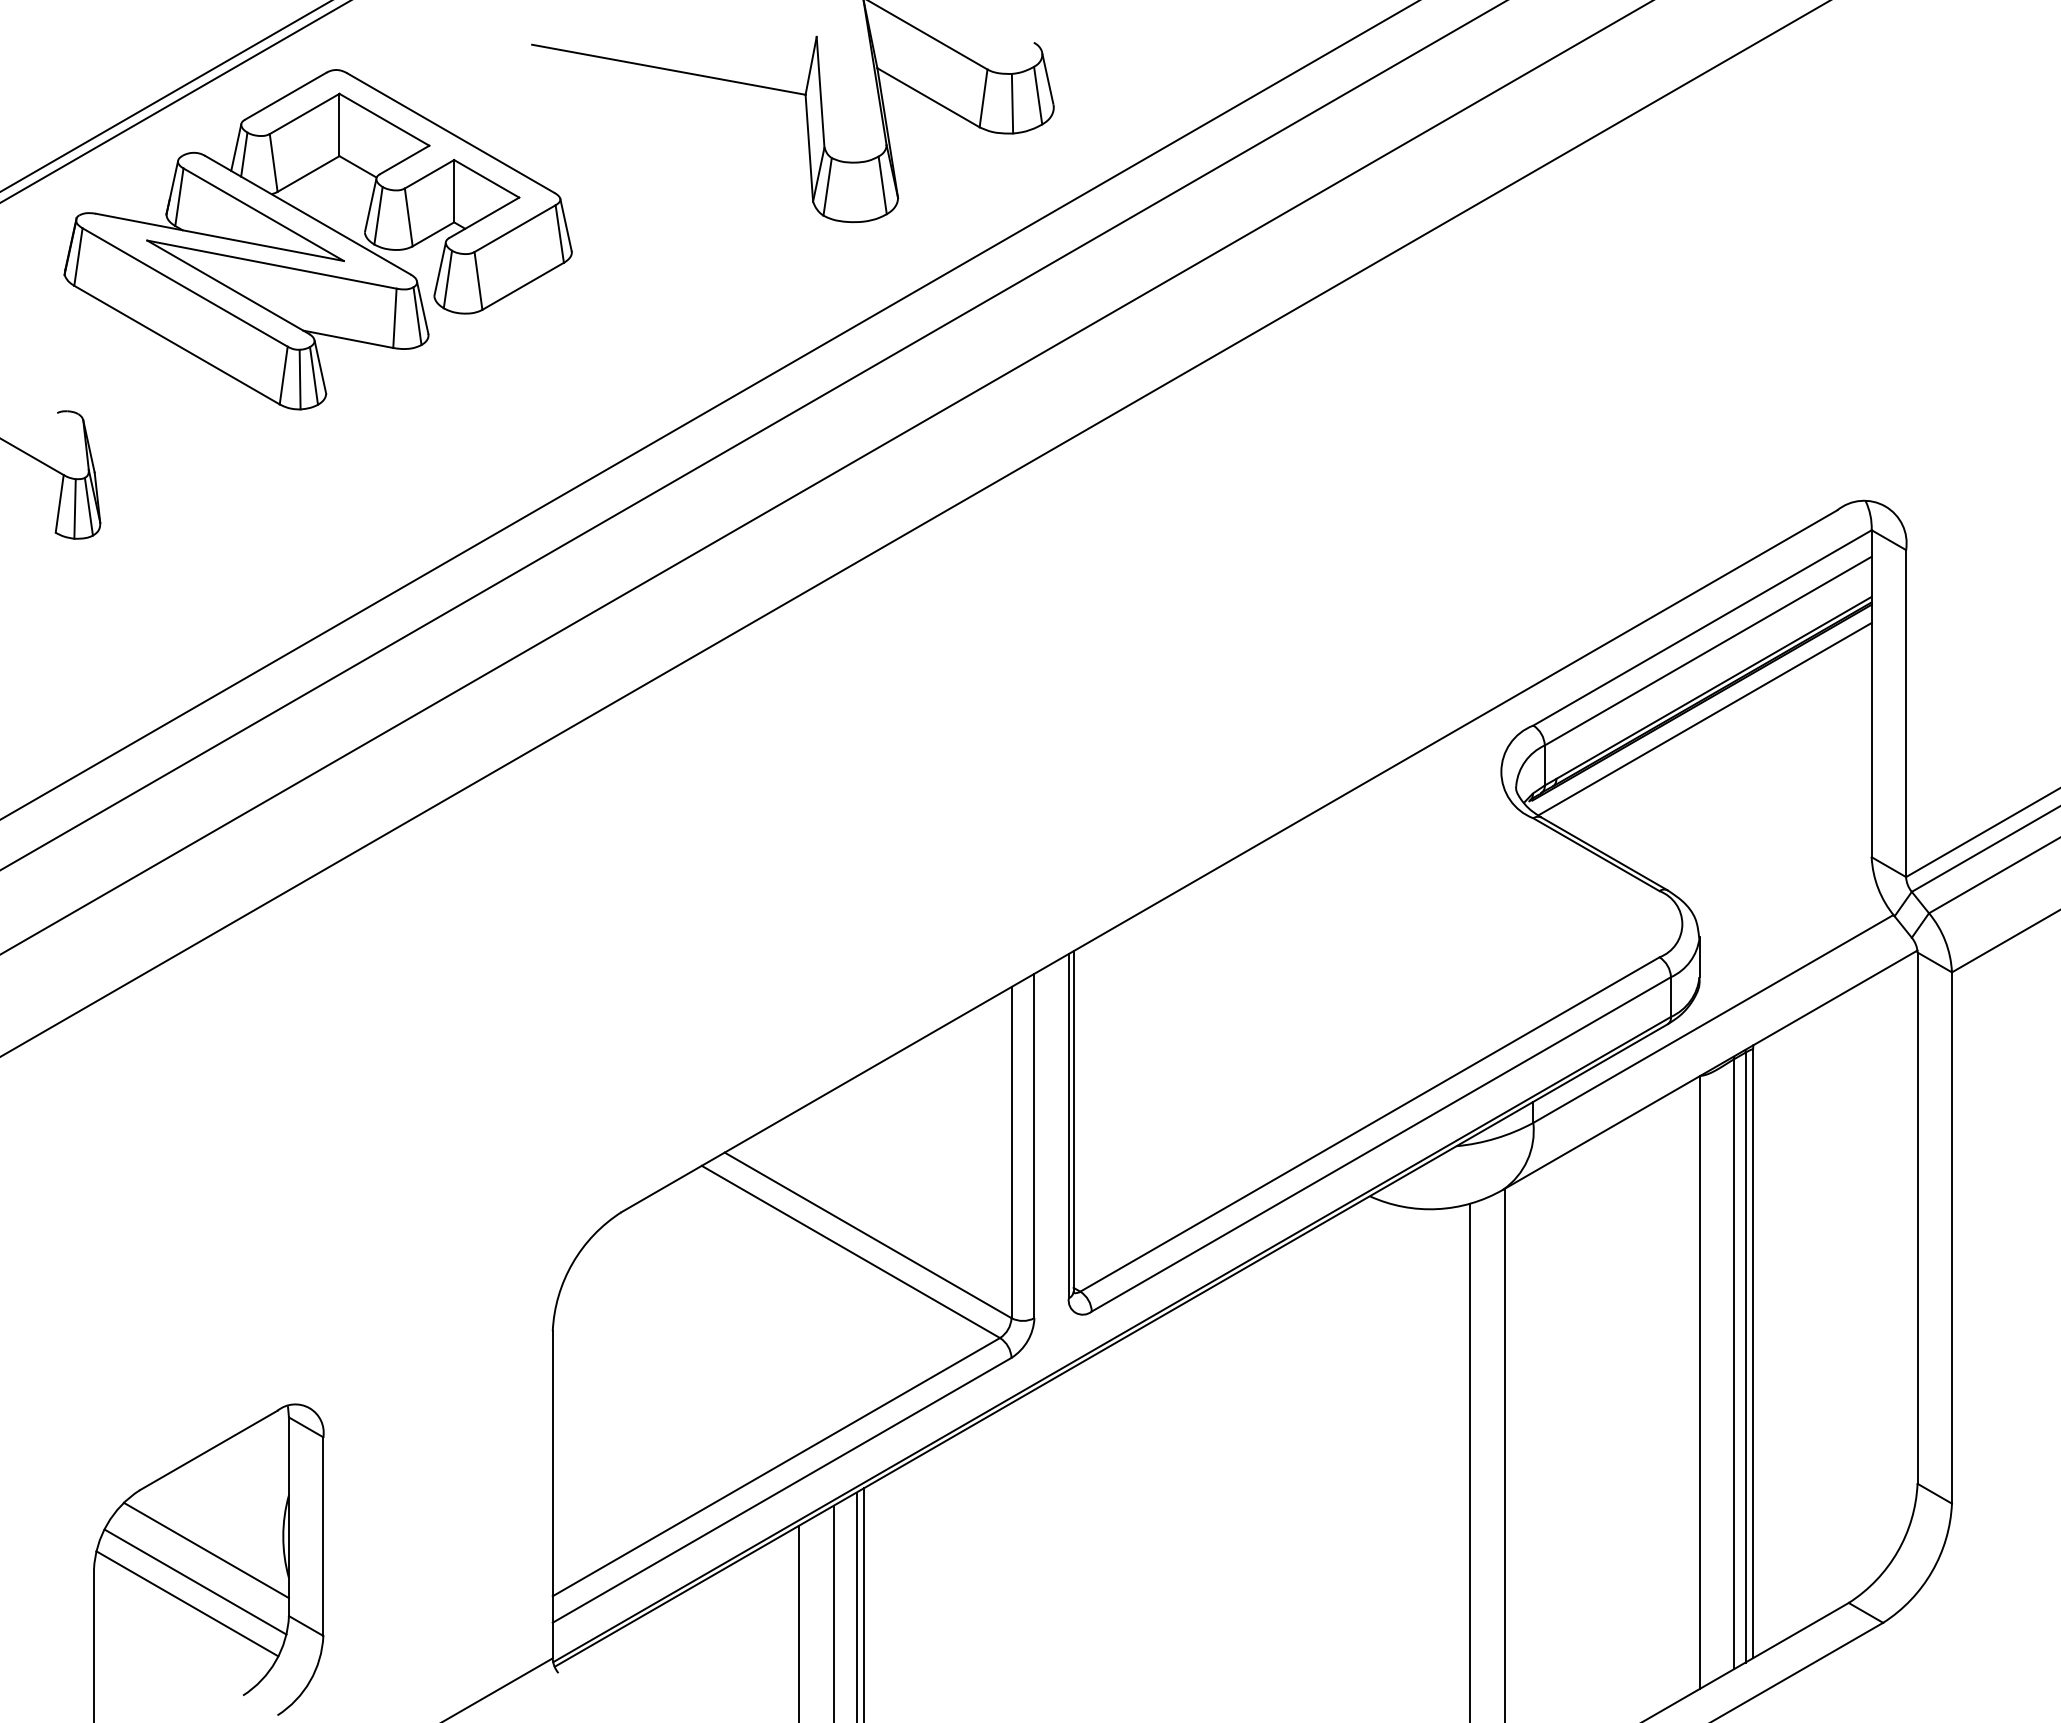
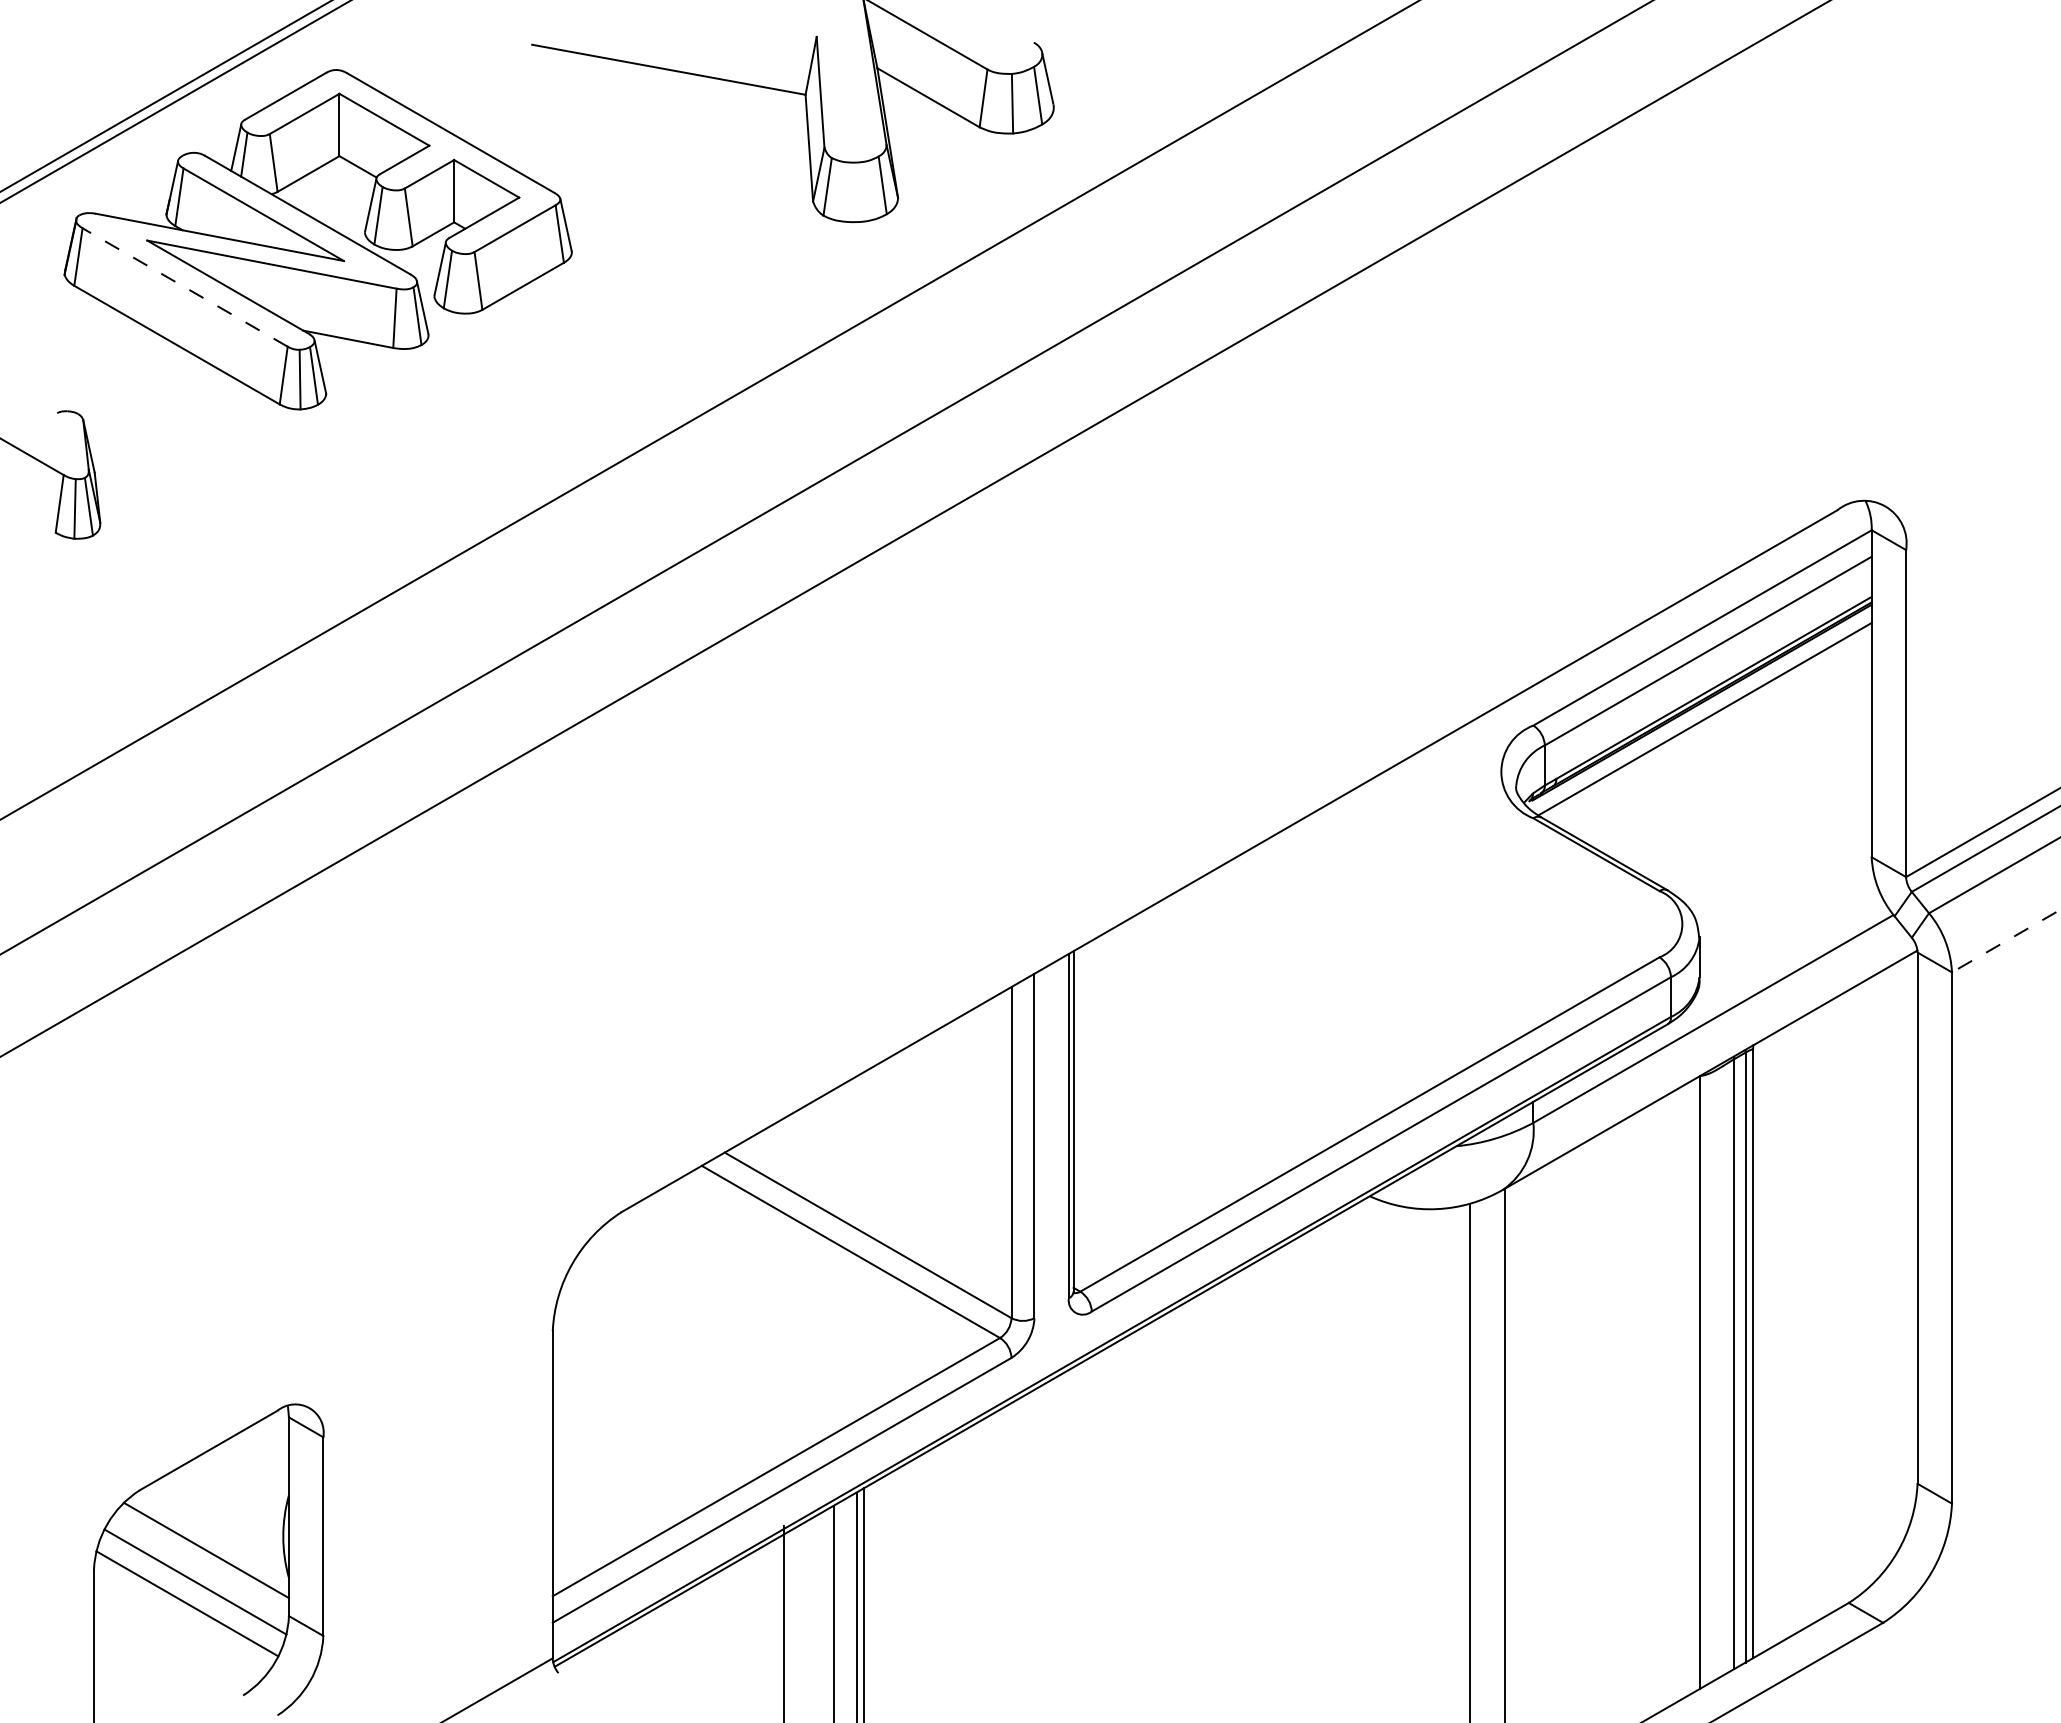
line: solid -> dashed (184, 287)
line: present -> none (752, 435)
line: solid -> dashed (2006, 941)
line position: (799, 1622) -> (784, 1622) (784, 1622)
